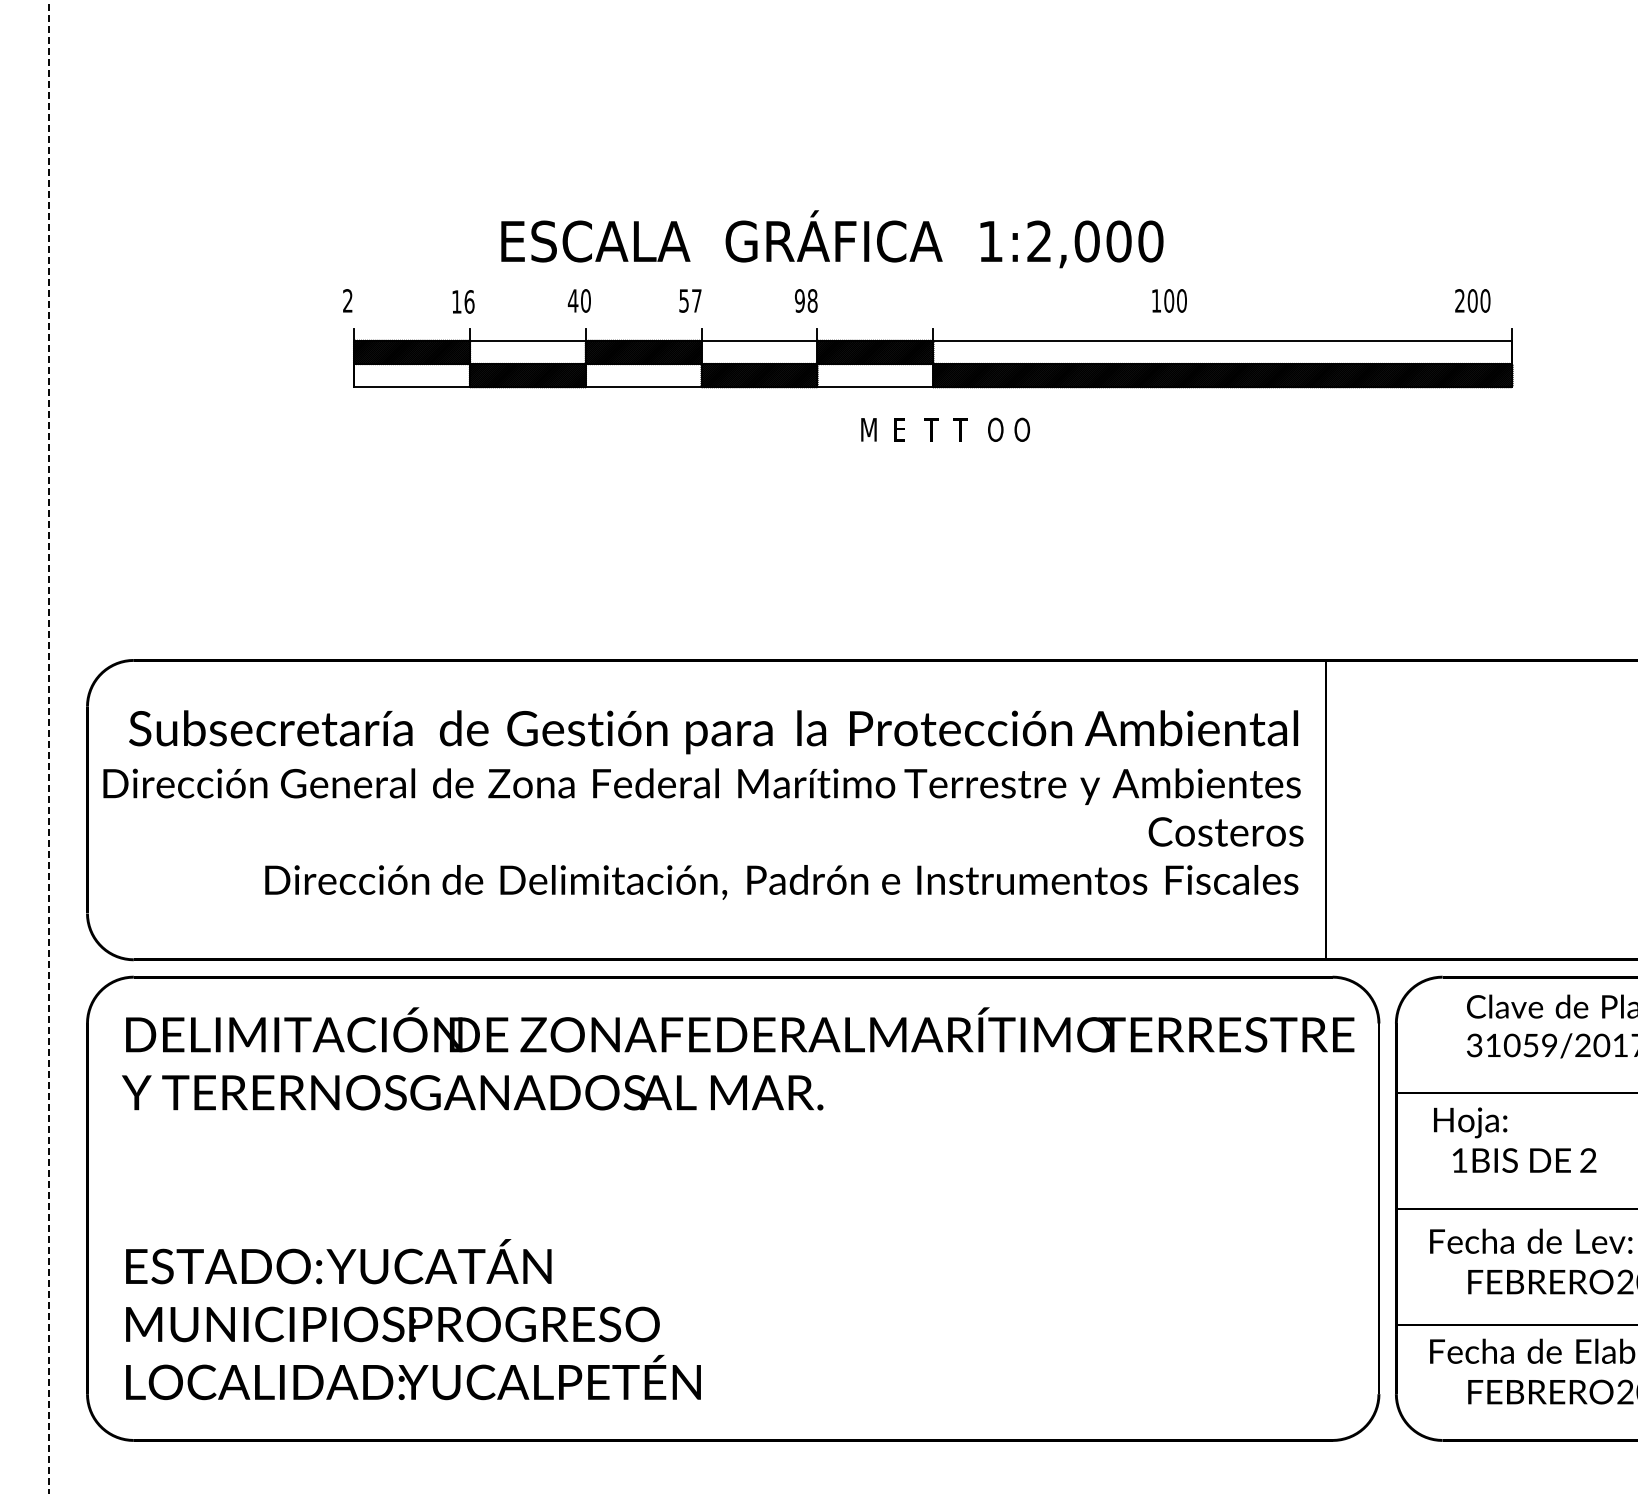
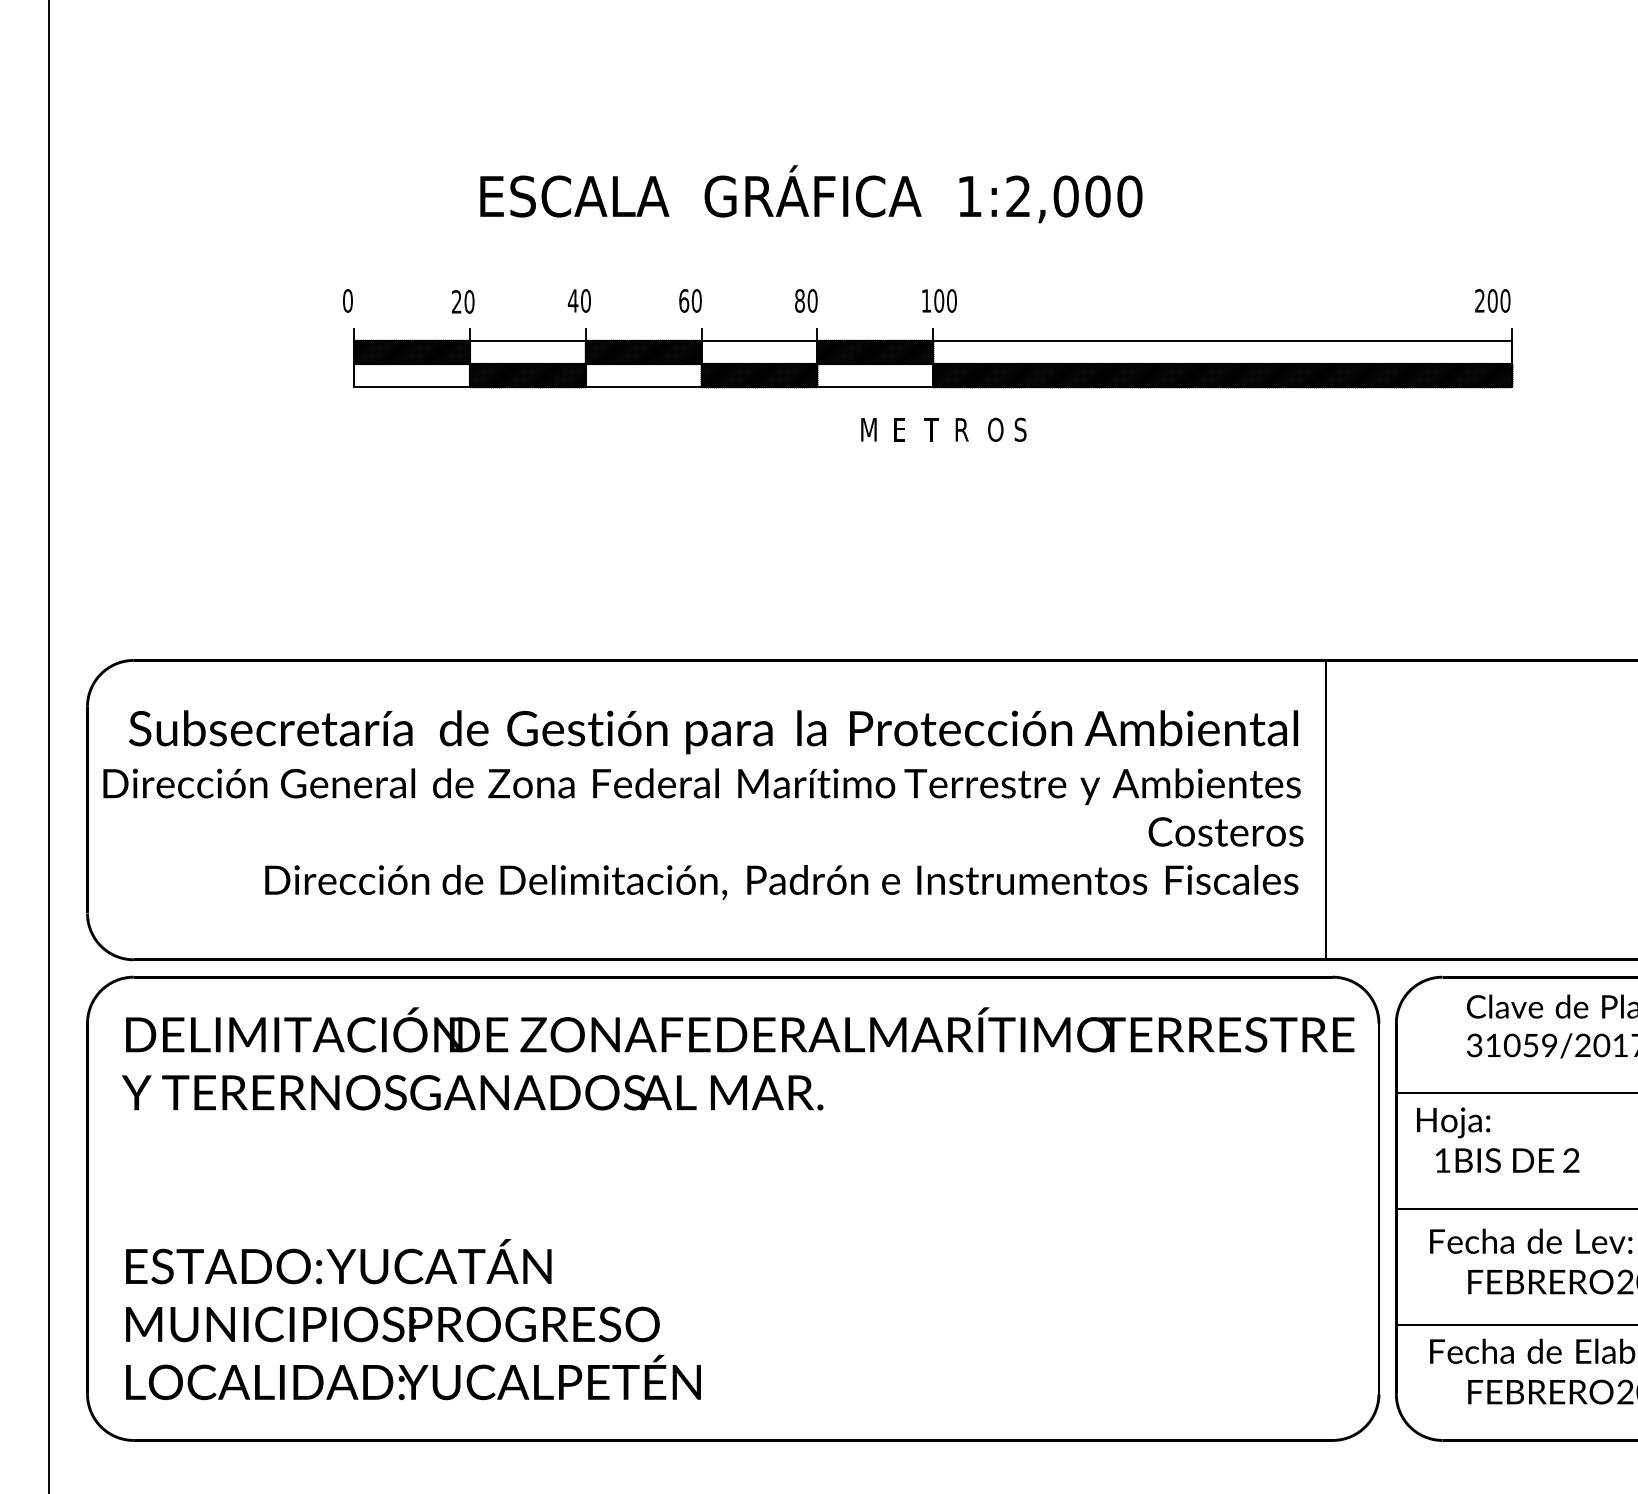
text position: (832, 239) -> (811, 194) (811, 194)
text: 2 -> 0 (347, 300)
text: 57 -> 60 (690, 300)
text: 98 -> 80 (806, 300)
text position: (1169, 300) -> (939, 300) (939, 300)
text position: (1472, 300) -> (1492, 300) (1492, 300)
text: 16 -> 20 (463, 301)
text: T -> R (960, 429)
text: O -> S (1022, 429)
line: dashed -> solid (49, 745)
text position: (1515, 1139) -> (1498, 1139) (1498, 1139)
